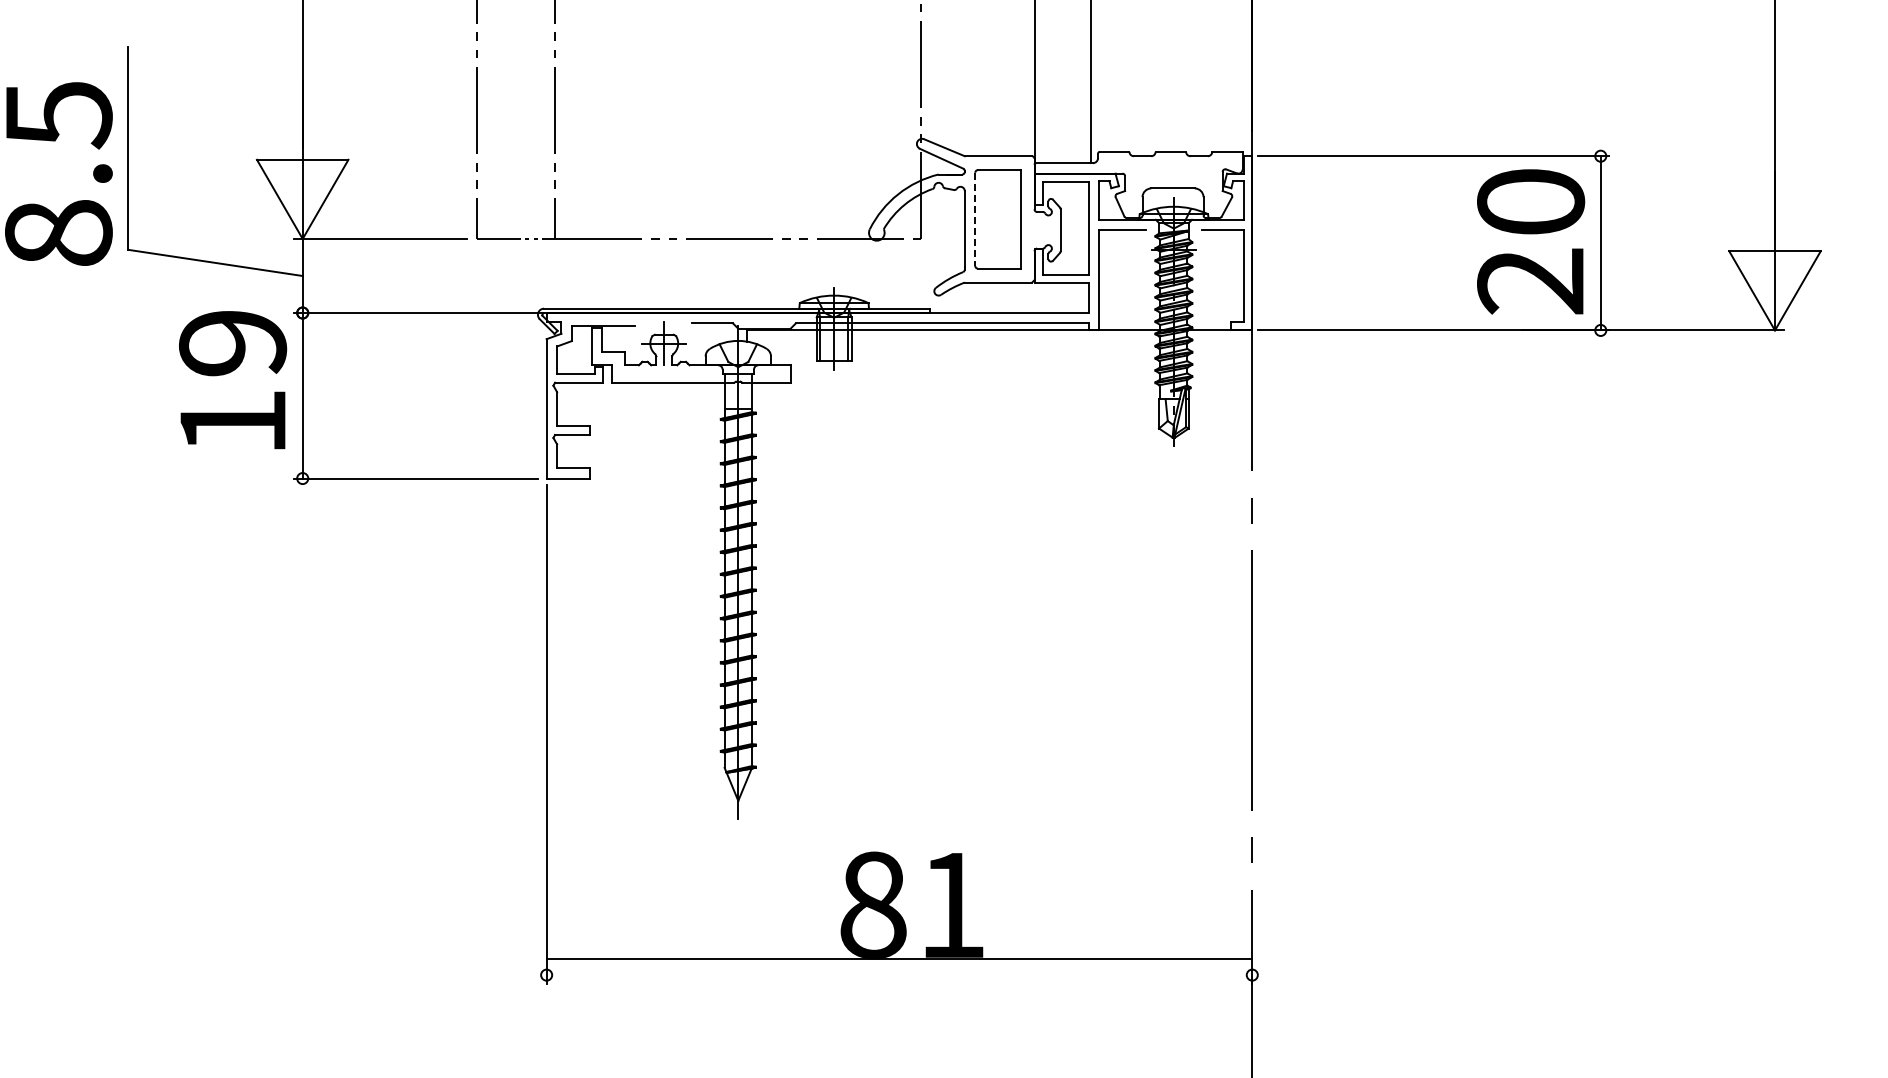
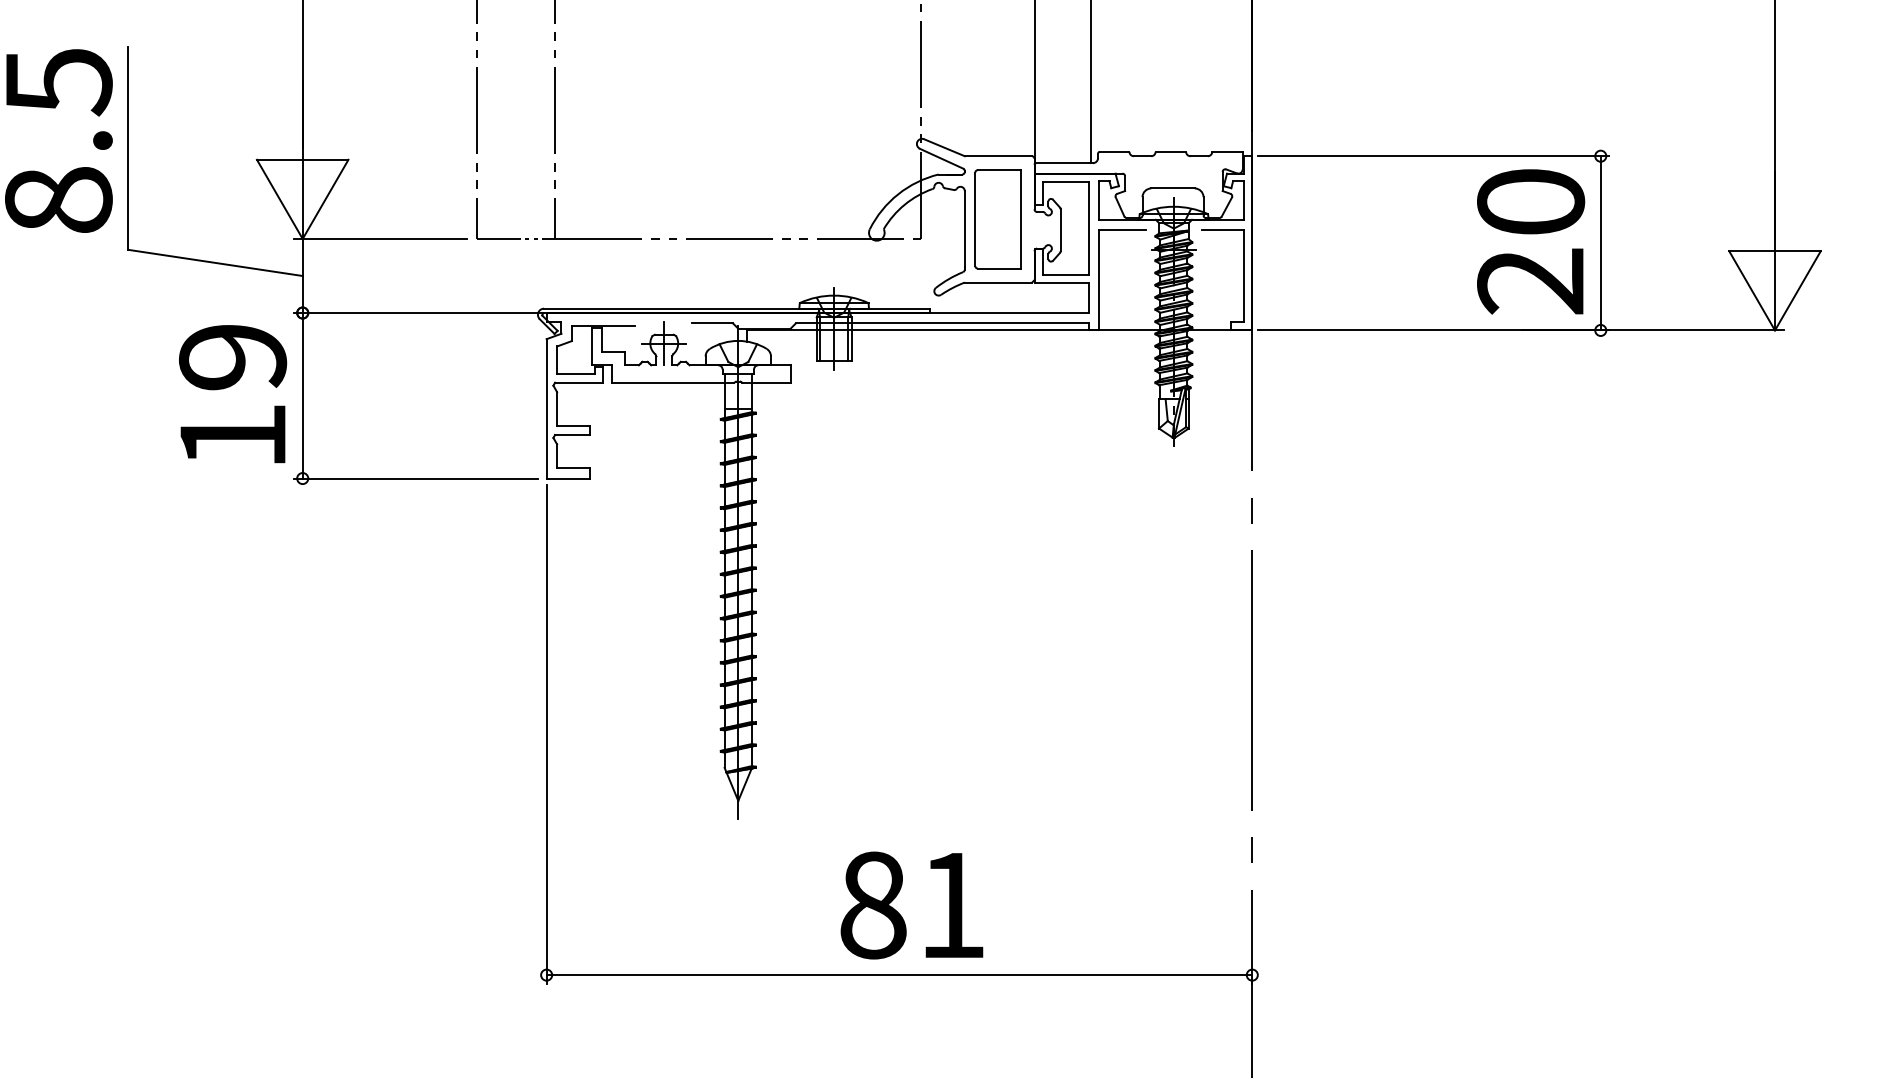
text position: (58, 173) -> (58, 140) (58, 140)
line: dashed -> solid (975, 219)
text position: (233, 380) -> (233, 394) (233, 394)
line position: (899, 959) -> (899, 975) (899, 975)
